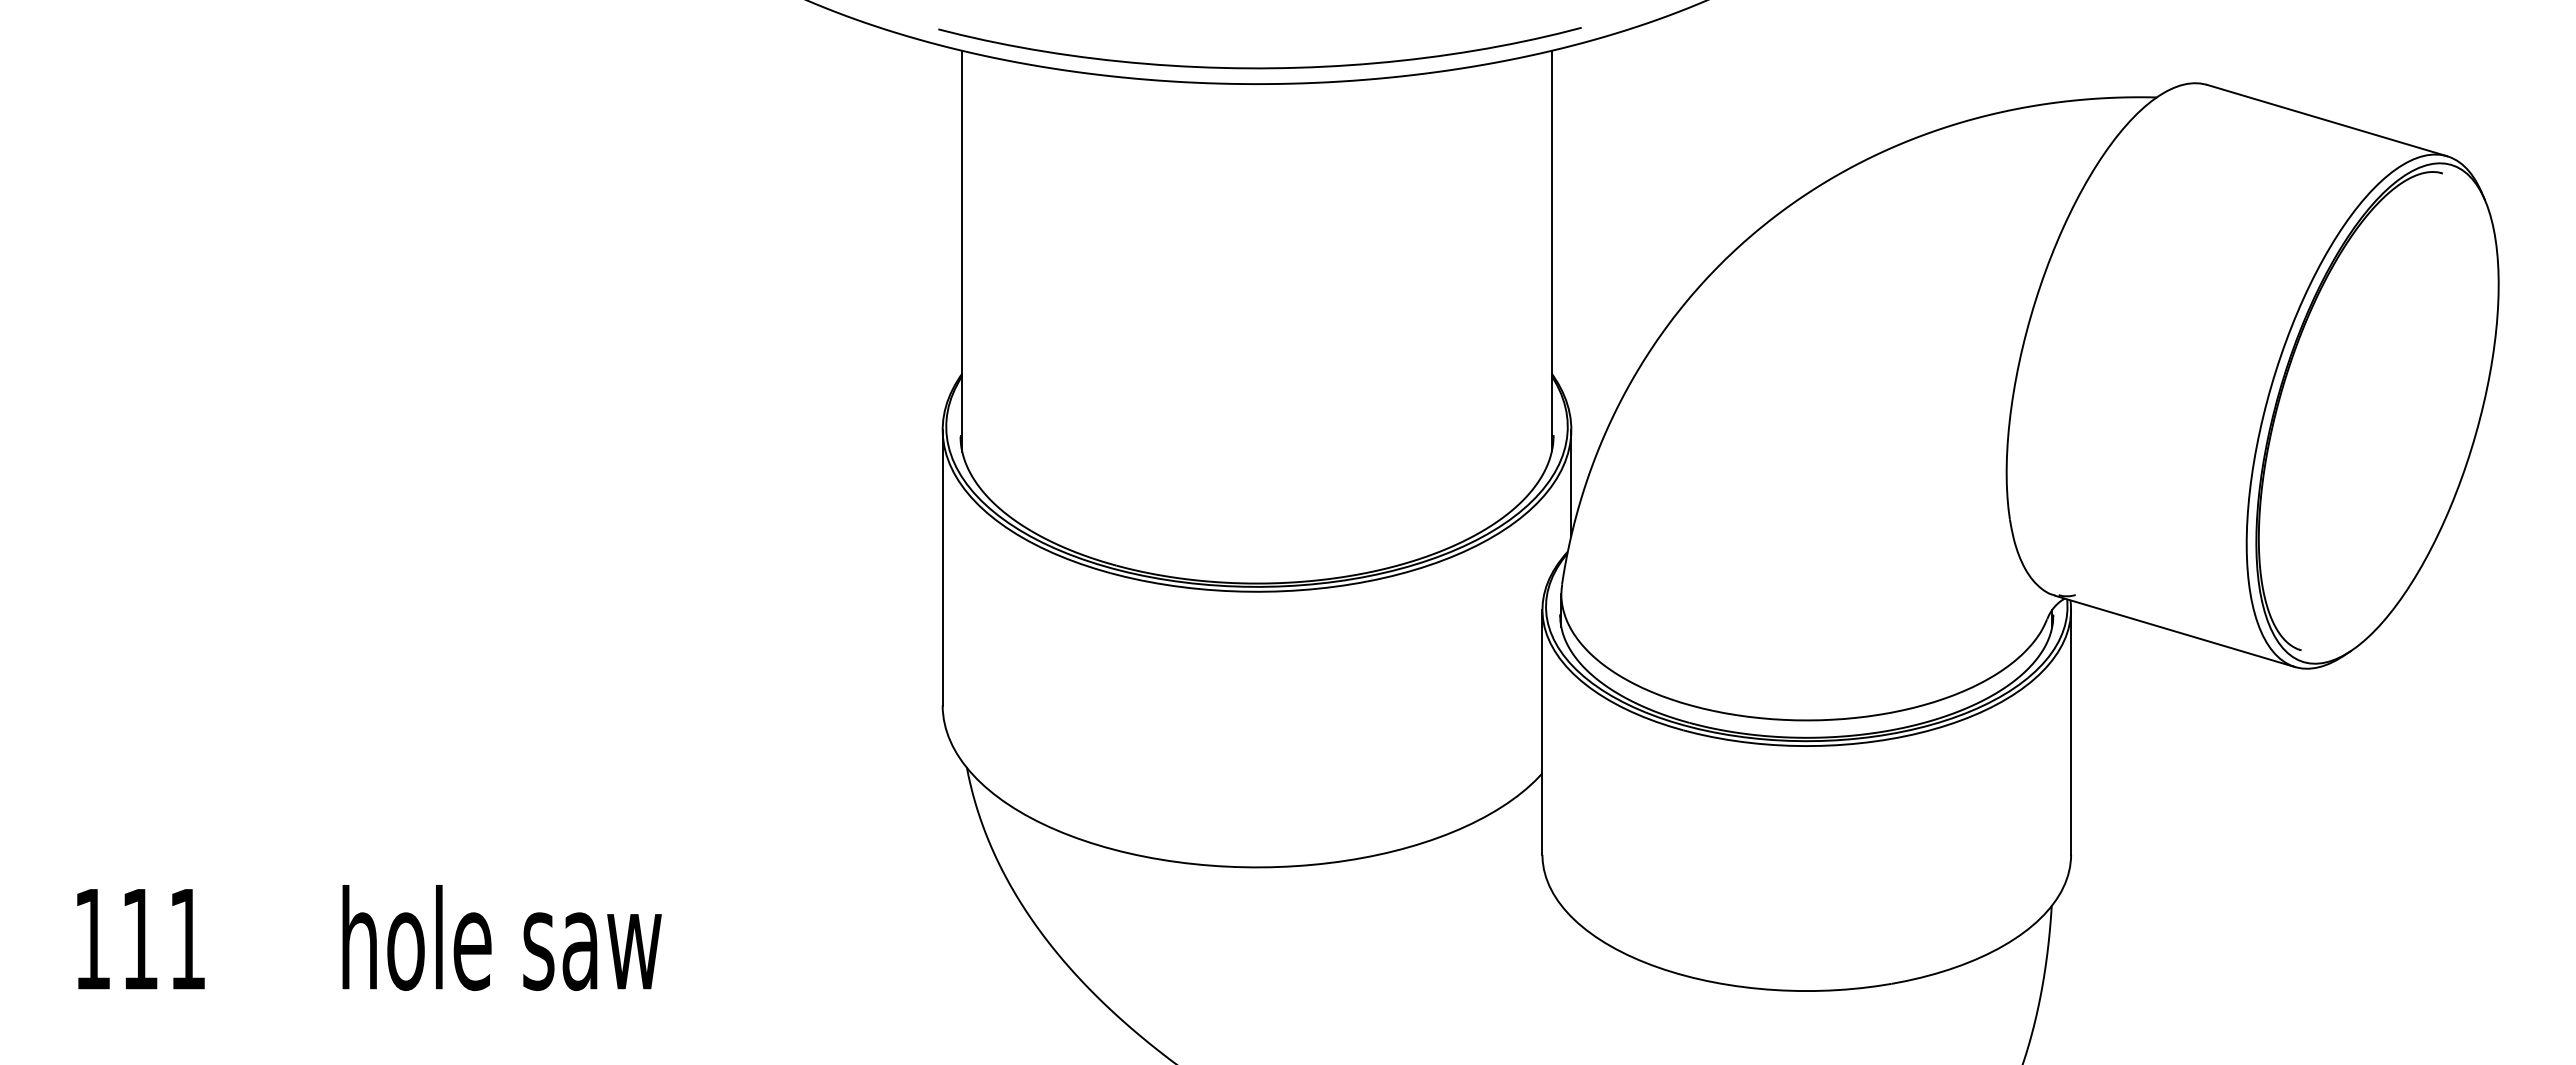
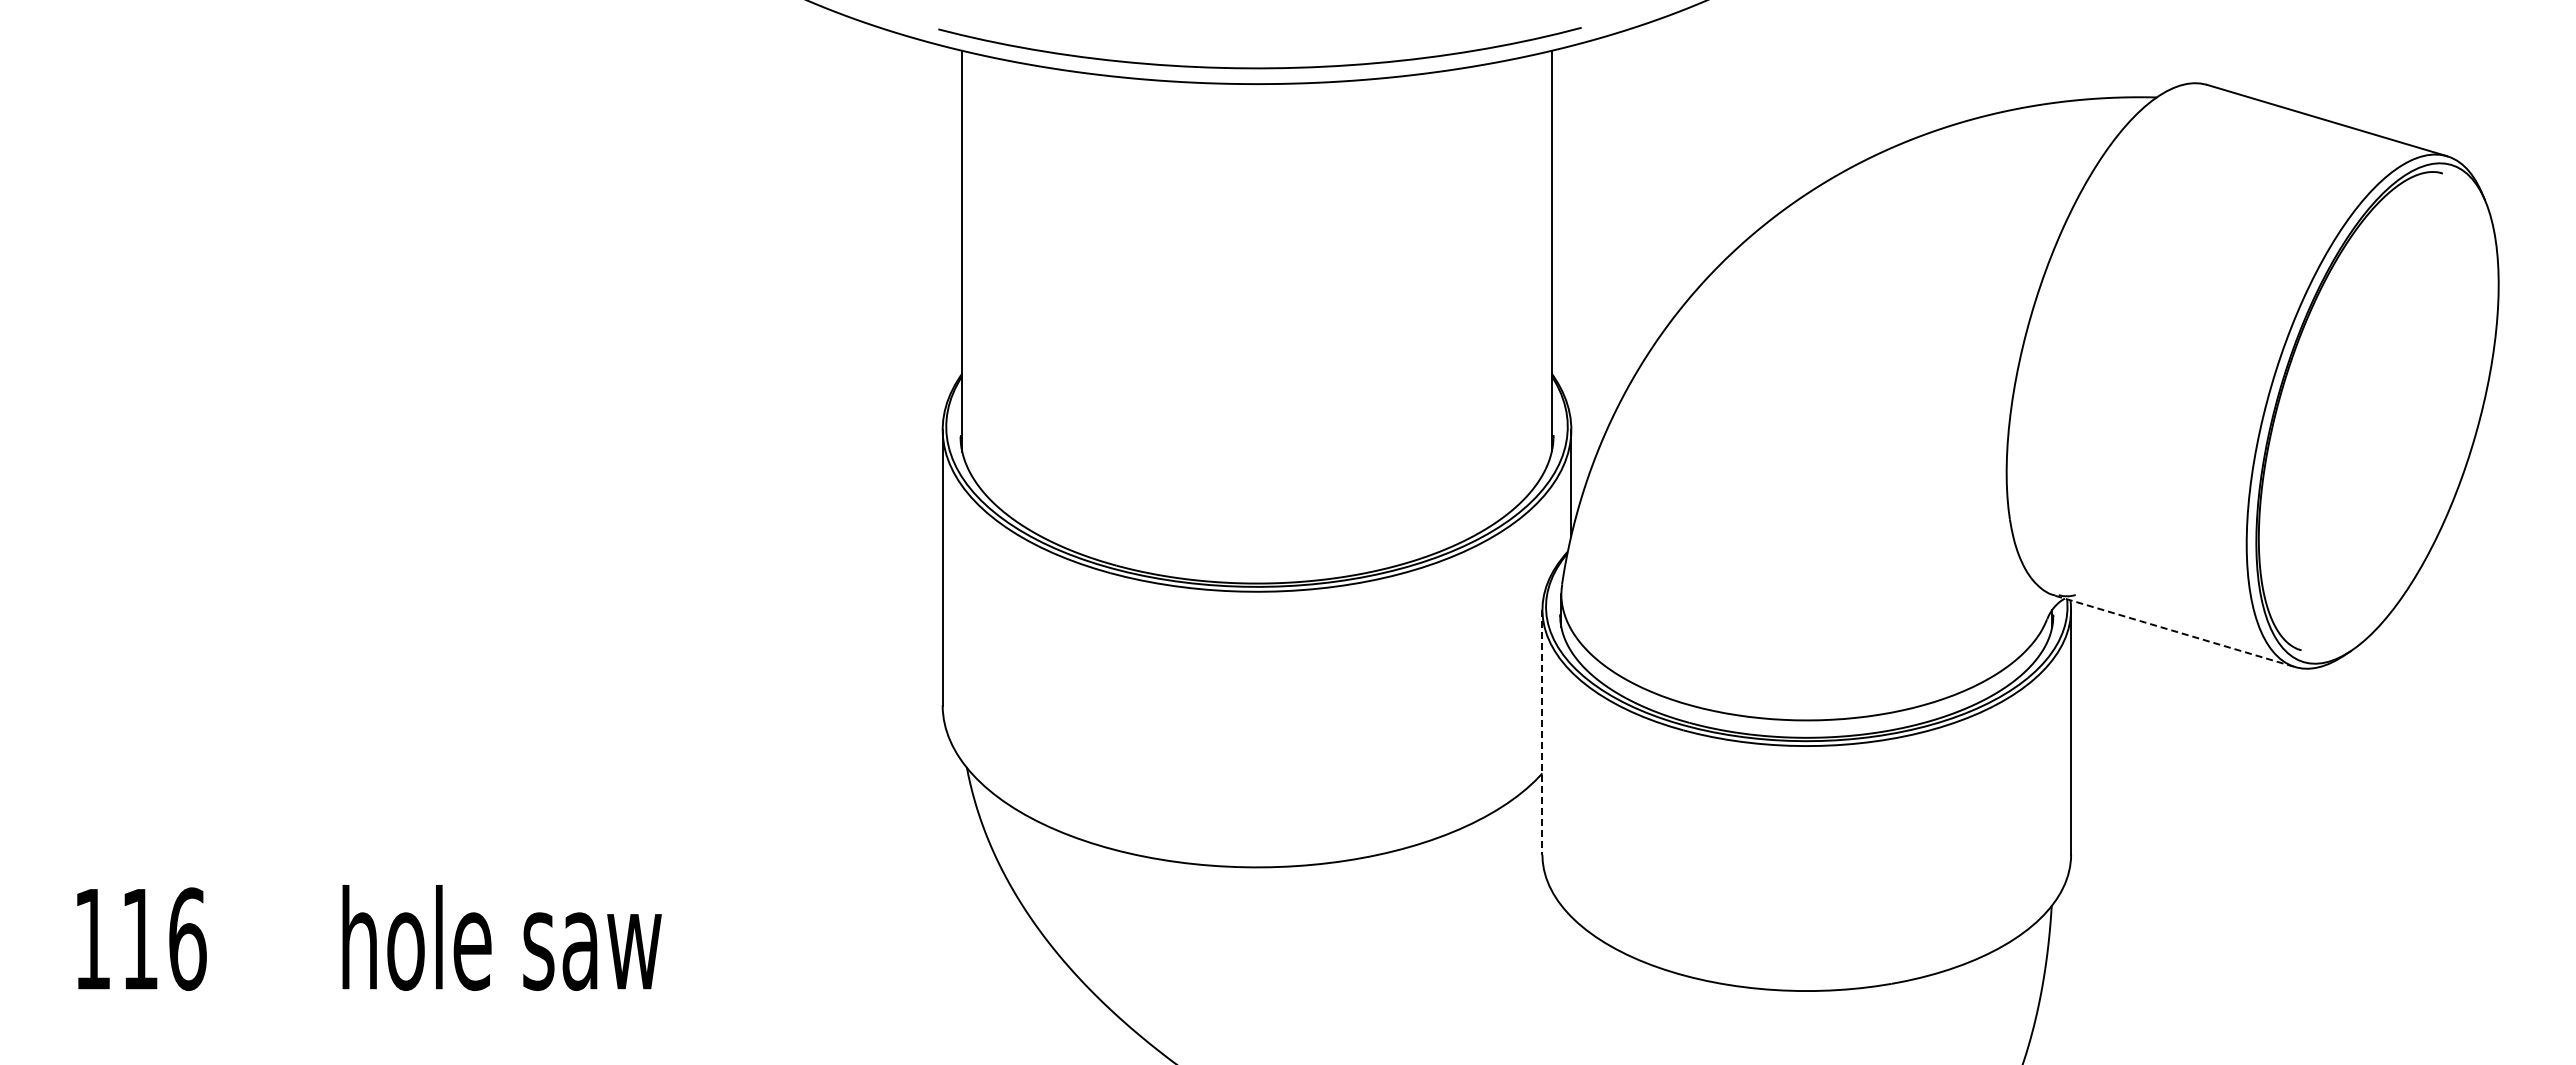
line: solid -> dashed (2175, 631)
line: solid -> dashed (1542, 732)
text: 111 -> 116 (187, 938)
